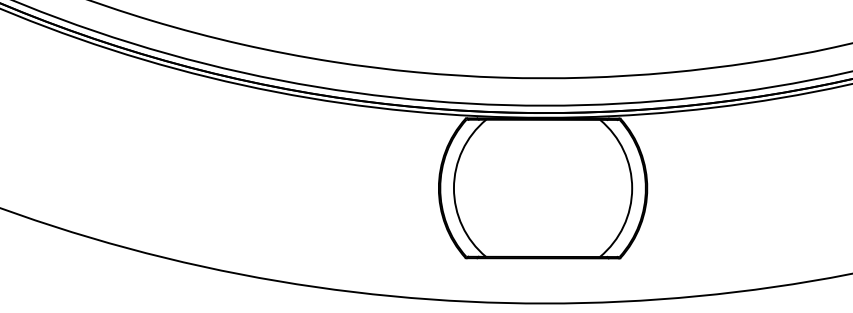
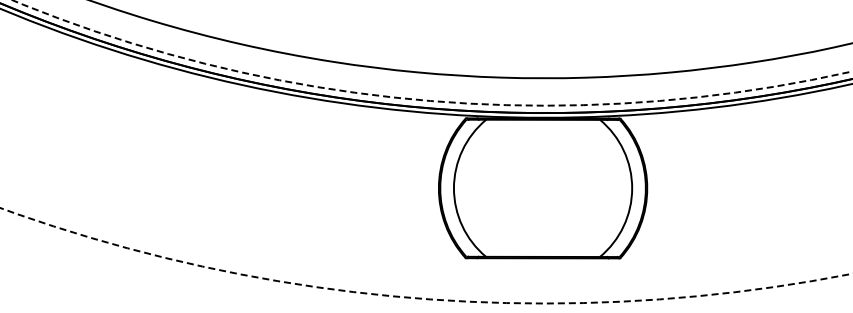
arc: solid -> dashed (426, 100)
arc: solid -> dashed (423, 298)
